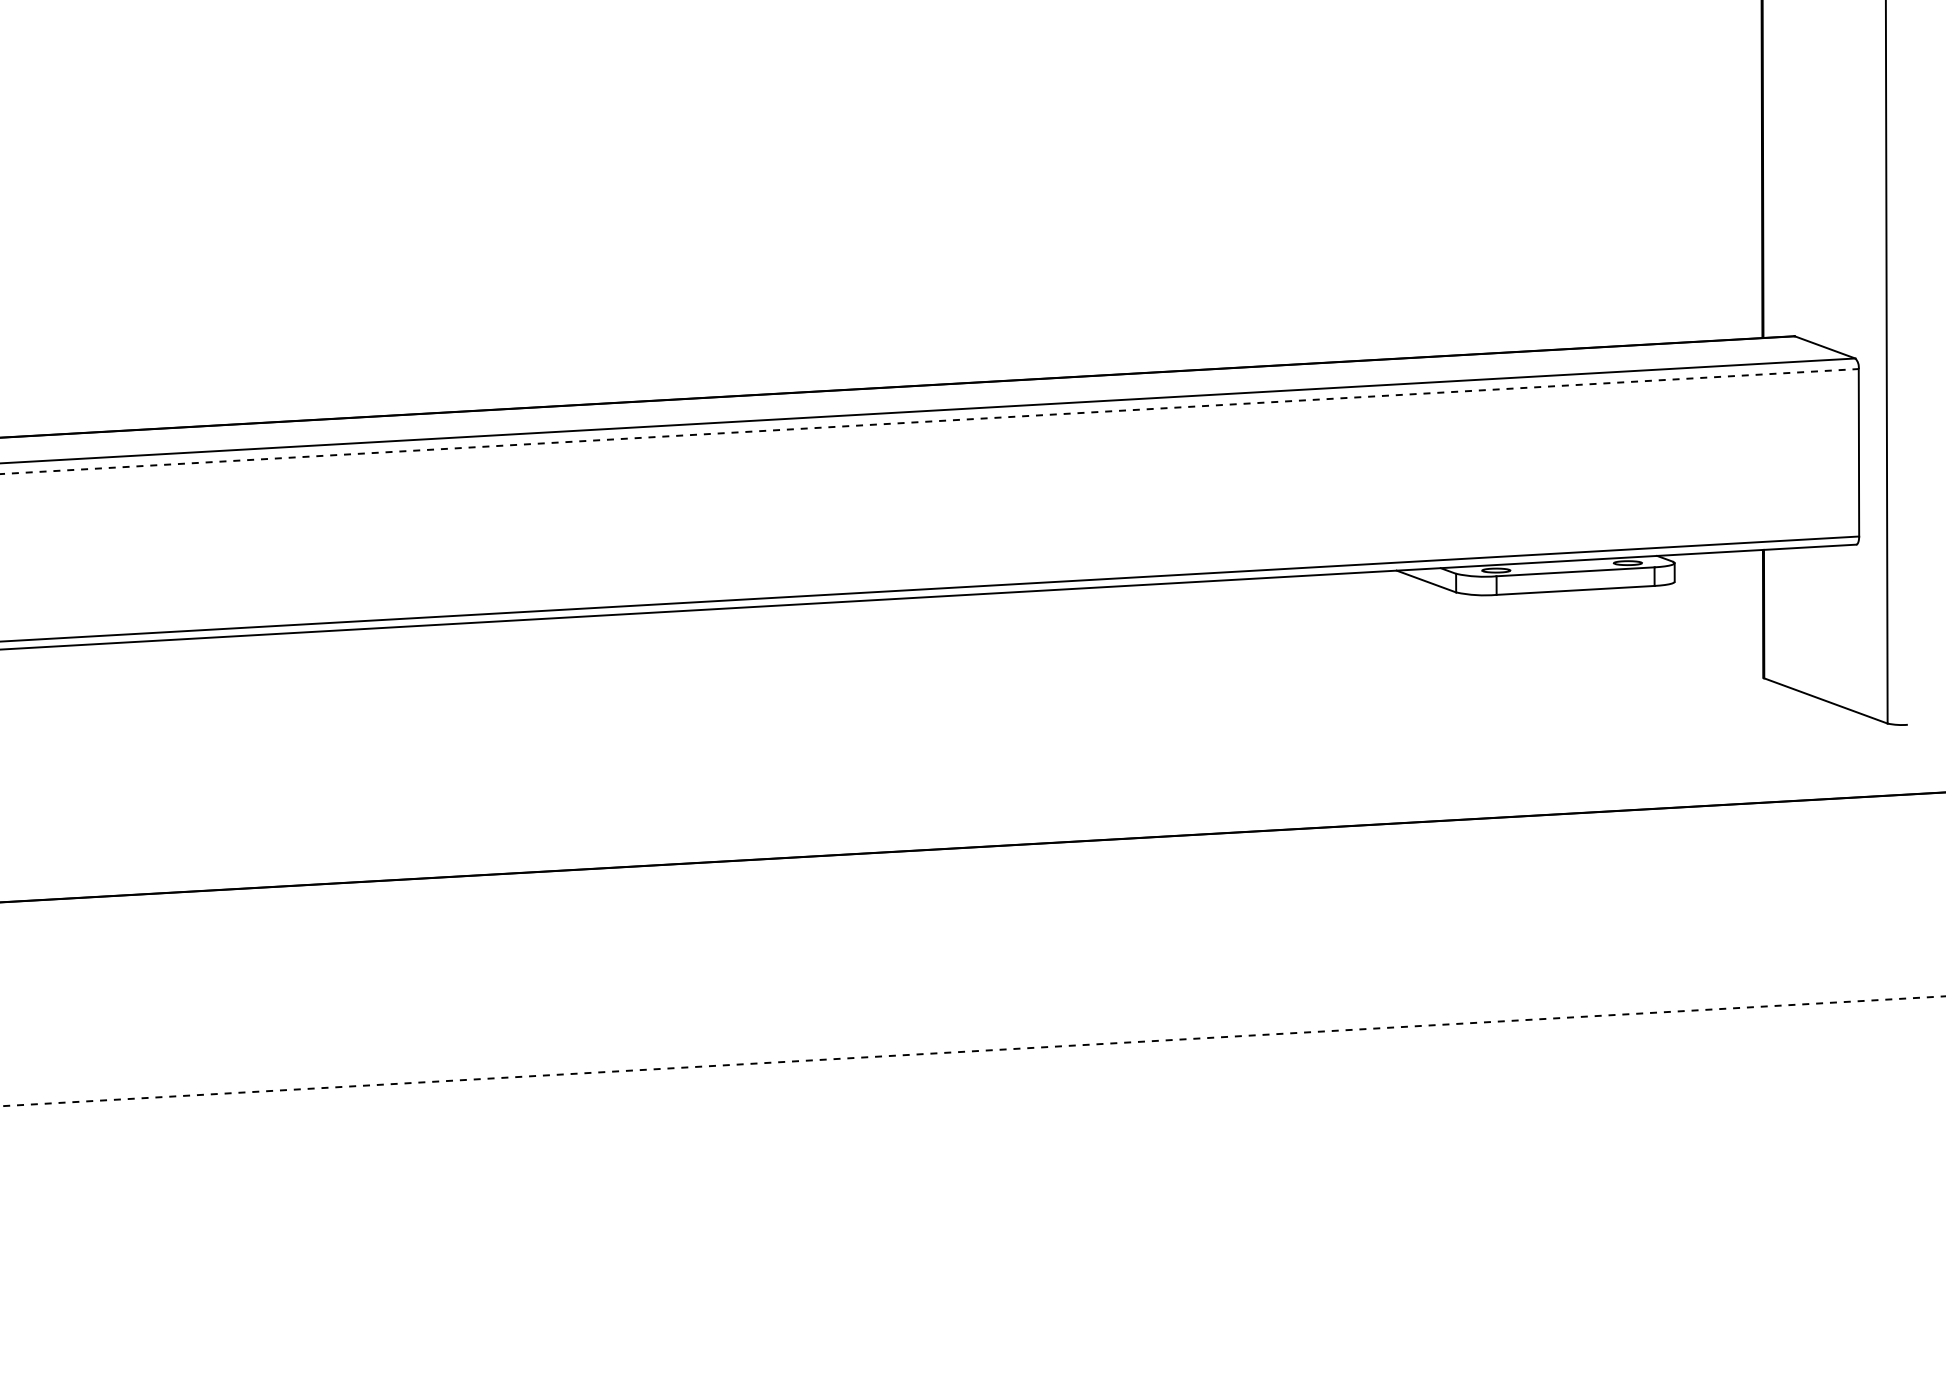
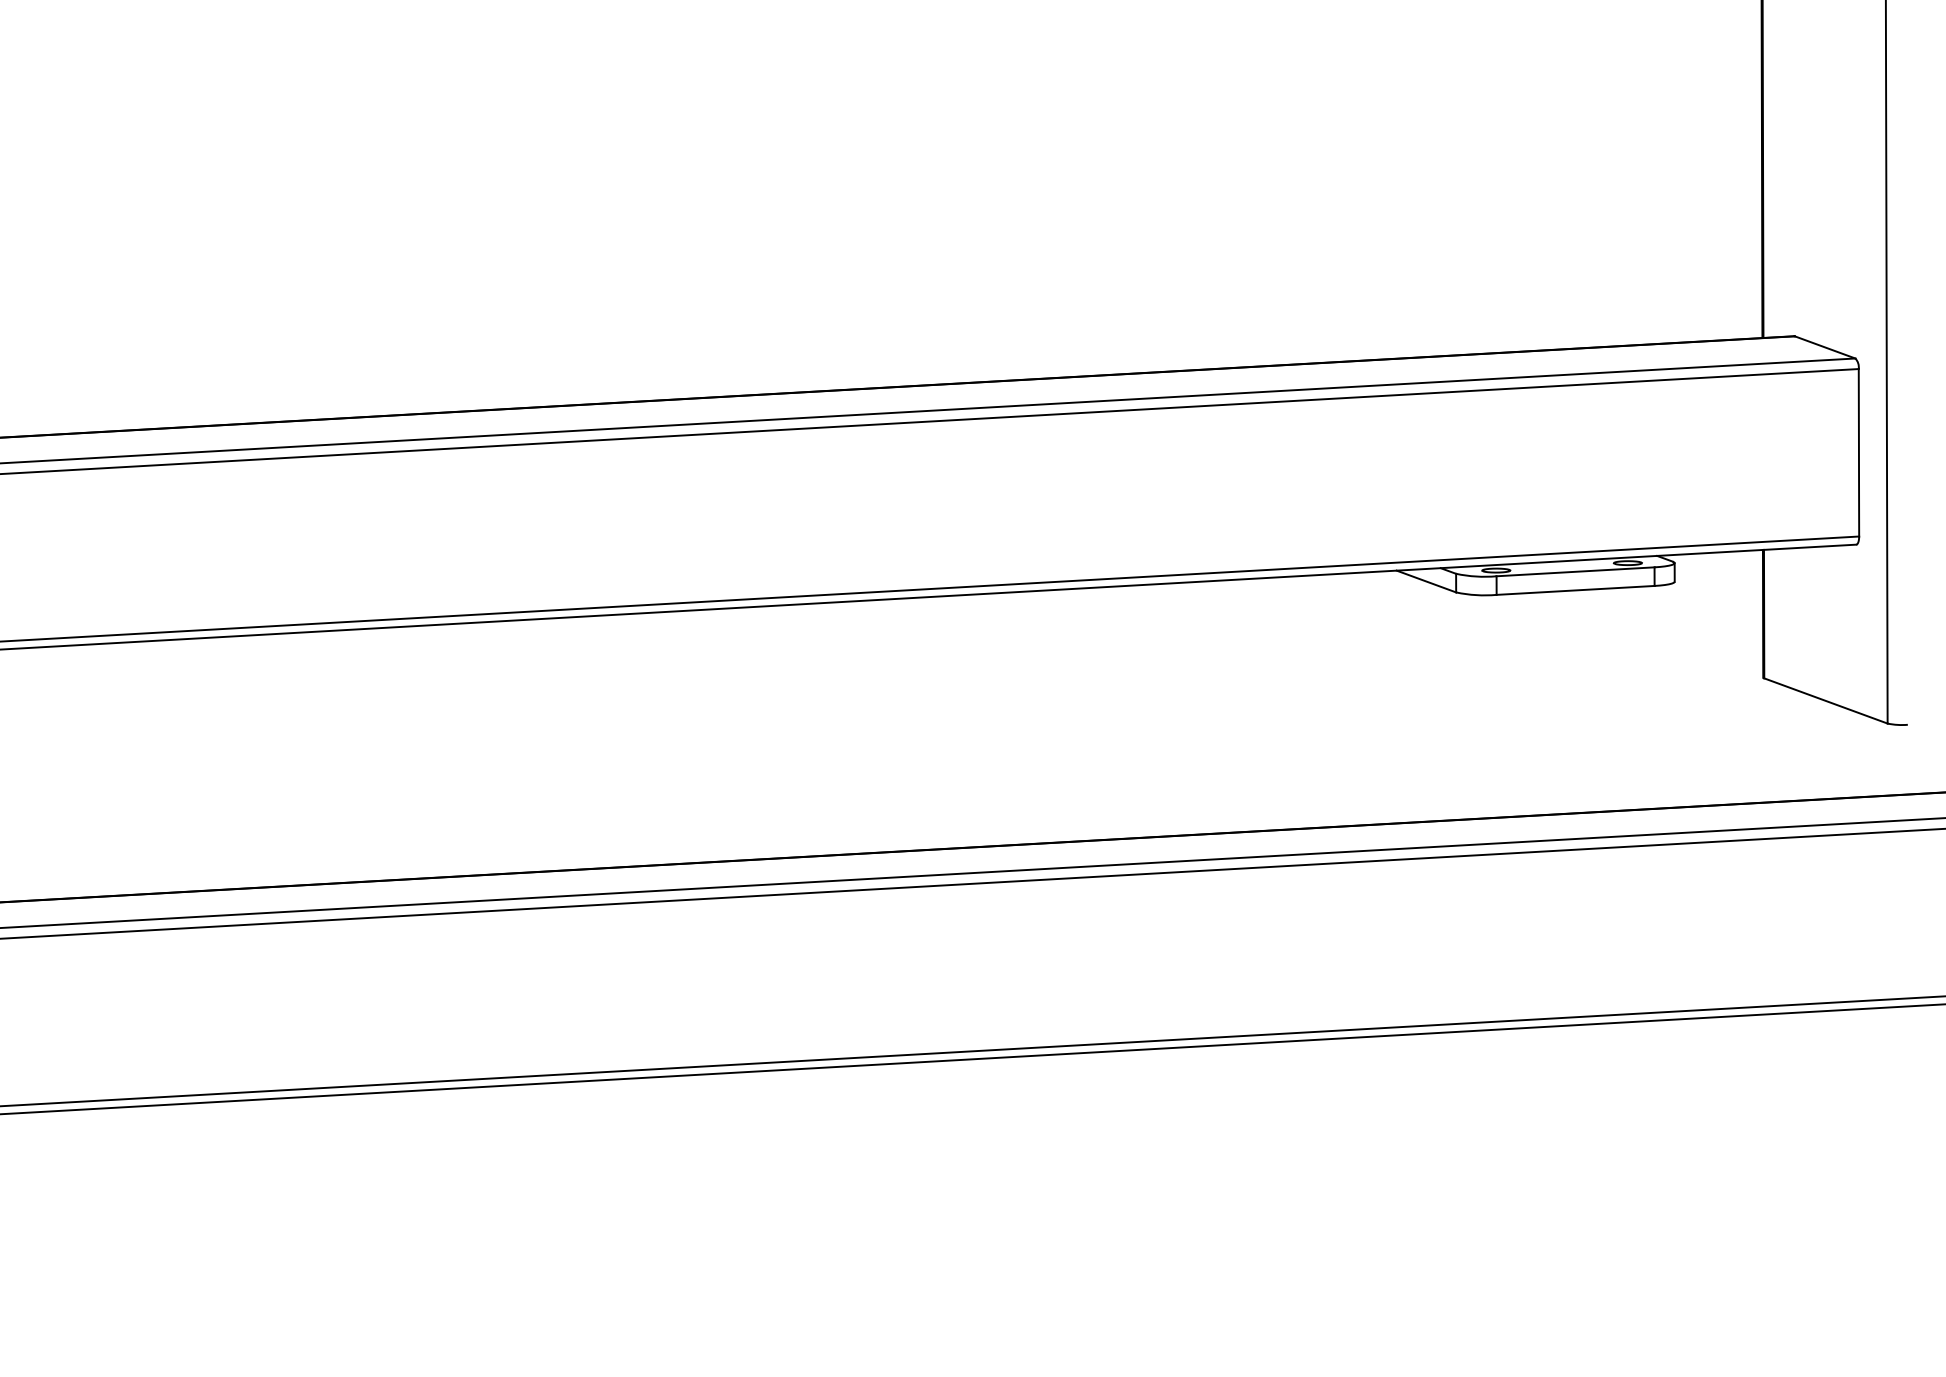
line: dashed -> solid (930, 421)
line: none -> present (972, 872)
line: none -> present (972, 883)
line: dashed -> solid (973, 1051)
line: none -> present (972, 1059)
